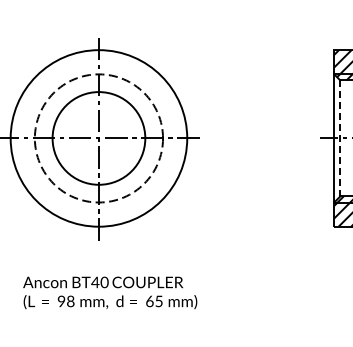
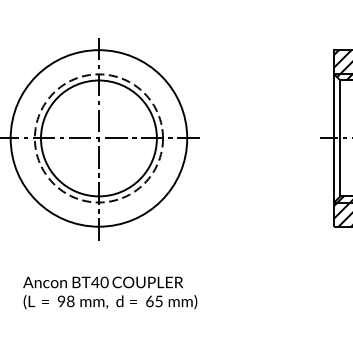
circle diameter: 93 px -> 116 px (98, 138)
line: dashed -> solid (340, 138)
